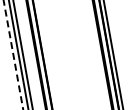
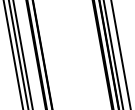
line: none -> present (120, 54)
line: dashed -> solid (13, 55)
